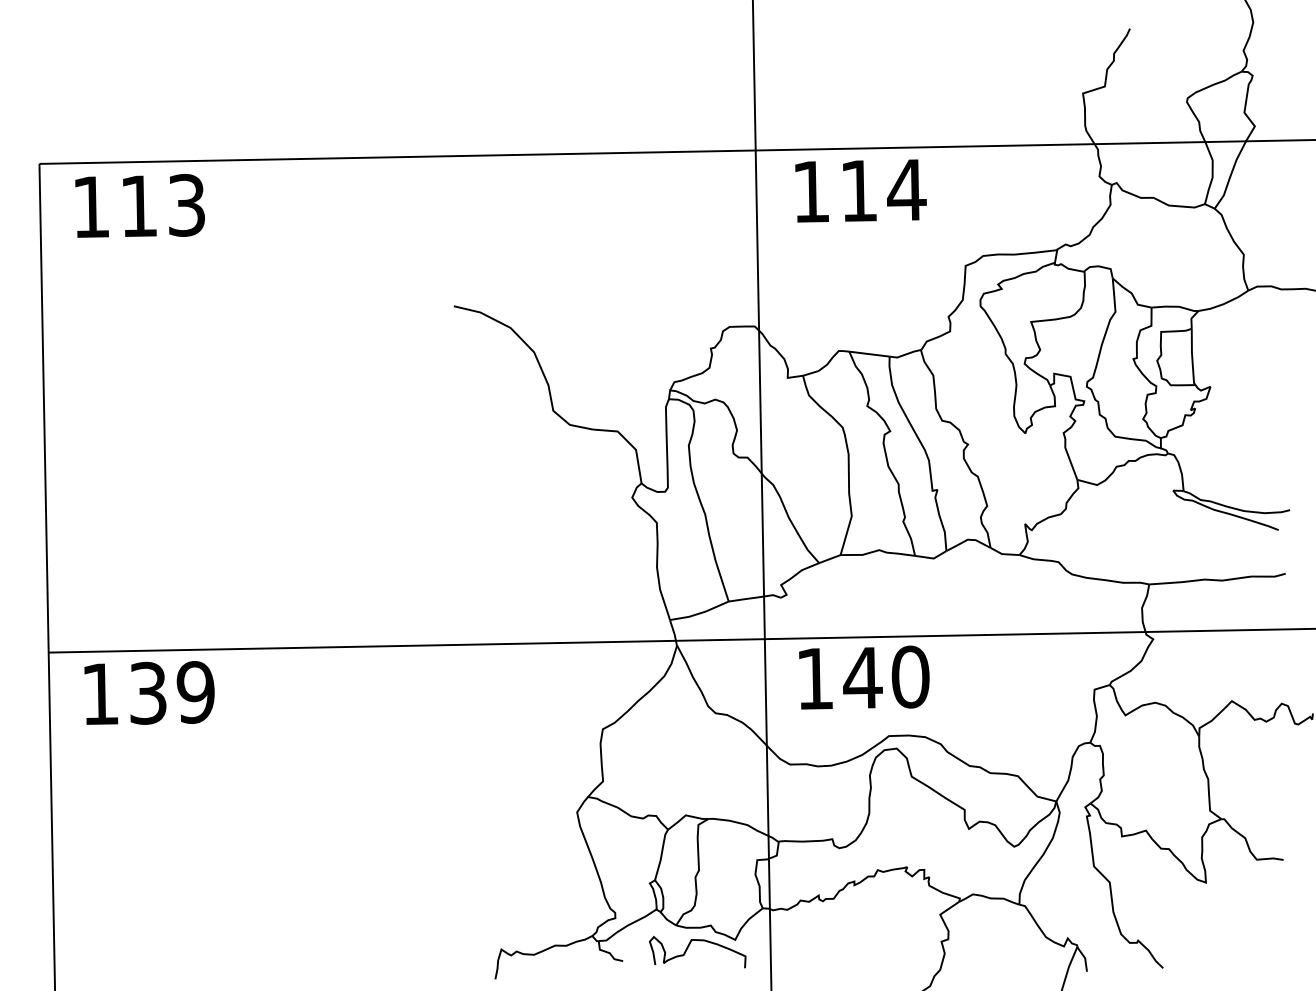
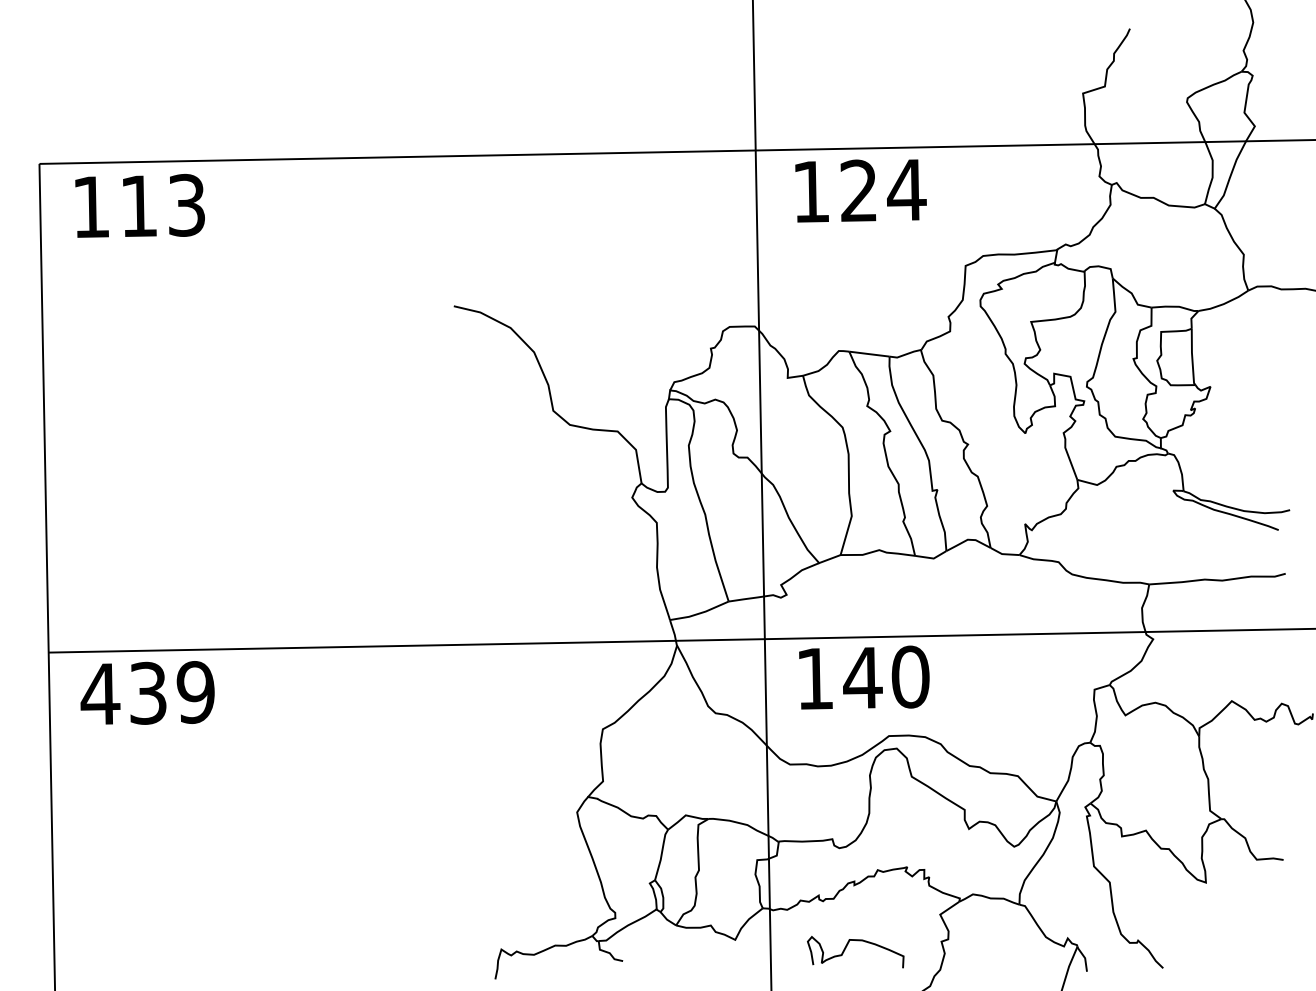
text: 114 -> 124 (858, 190)
text: 139 -> 439 (100, 693)
curve position: (688, 948) -> (846, 948) (846, 948)
